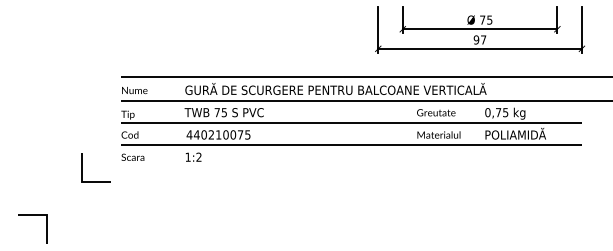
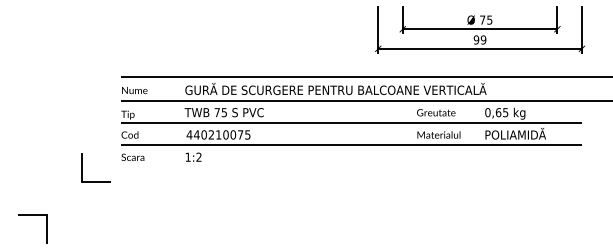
text: 97 -> 99 (483, 39)
text: 0,75 -> 0,65 (498, 112)
